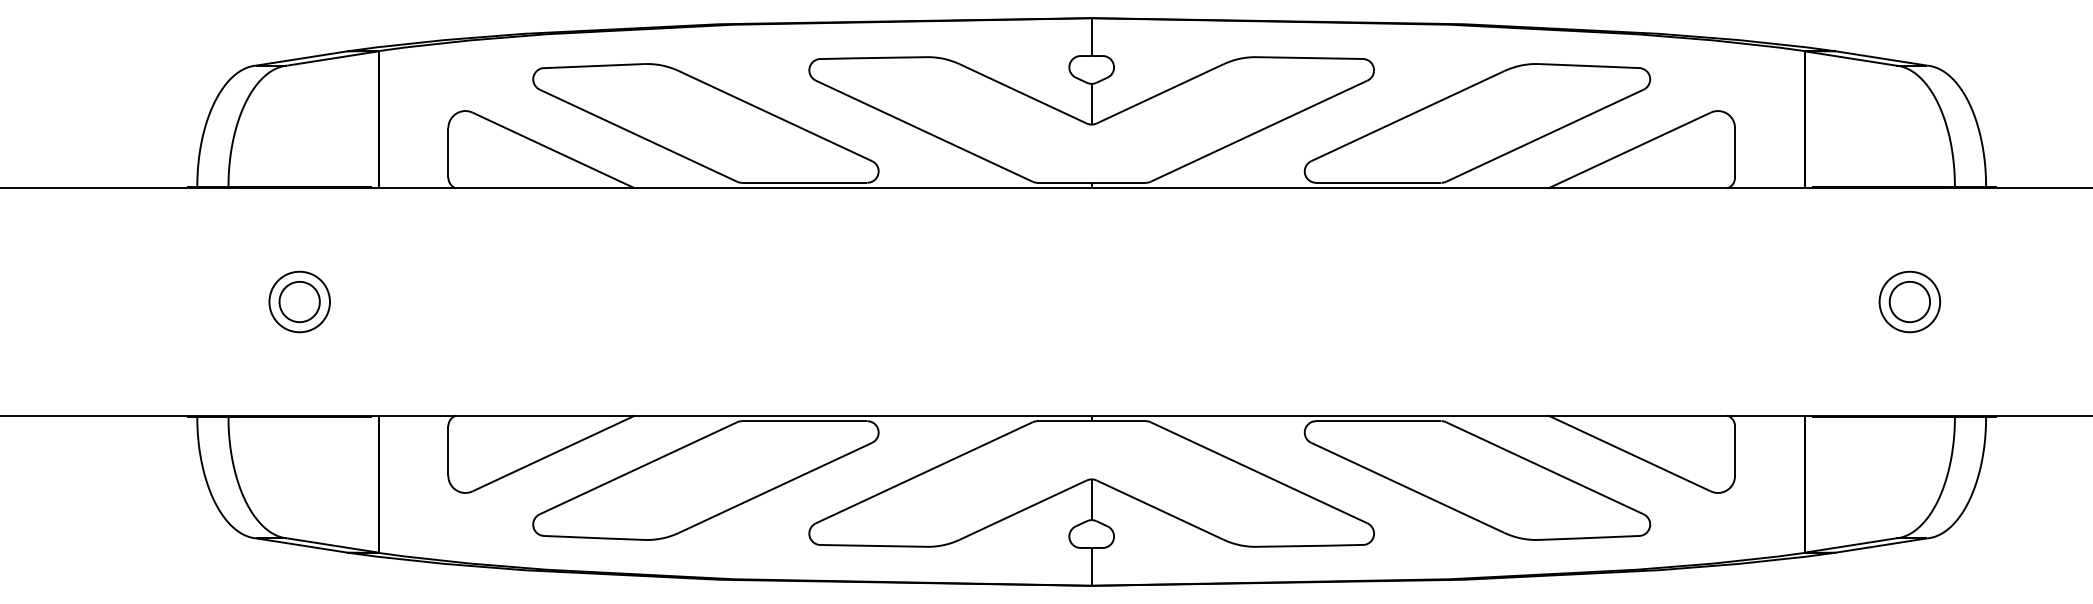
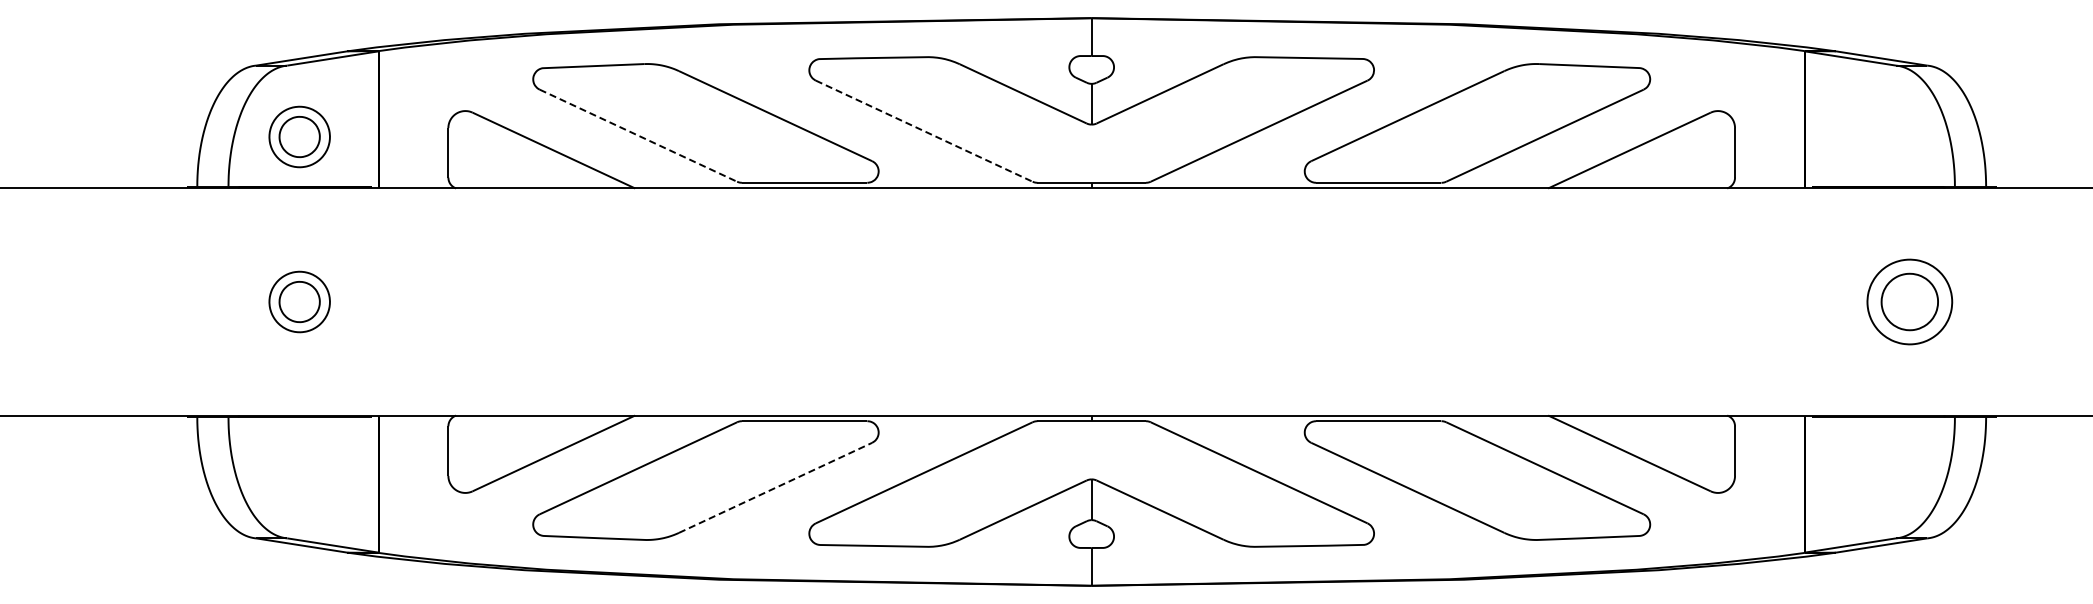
line: solid -> dashed (924, 131)
line: solid -> dashed (638, 135)
part: none -> present (299, 136)
part size: 64x64 px -> 88x88 px (1909, 301)
line: solid -> dashed (775, 487)
